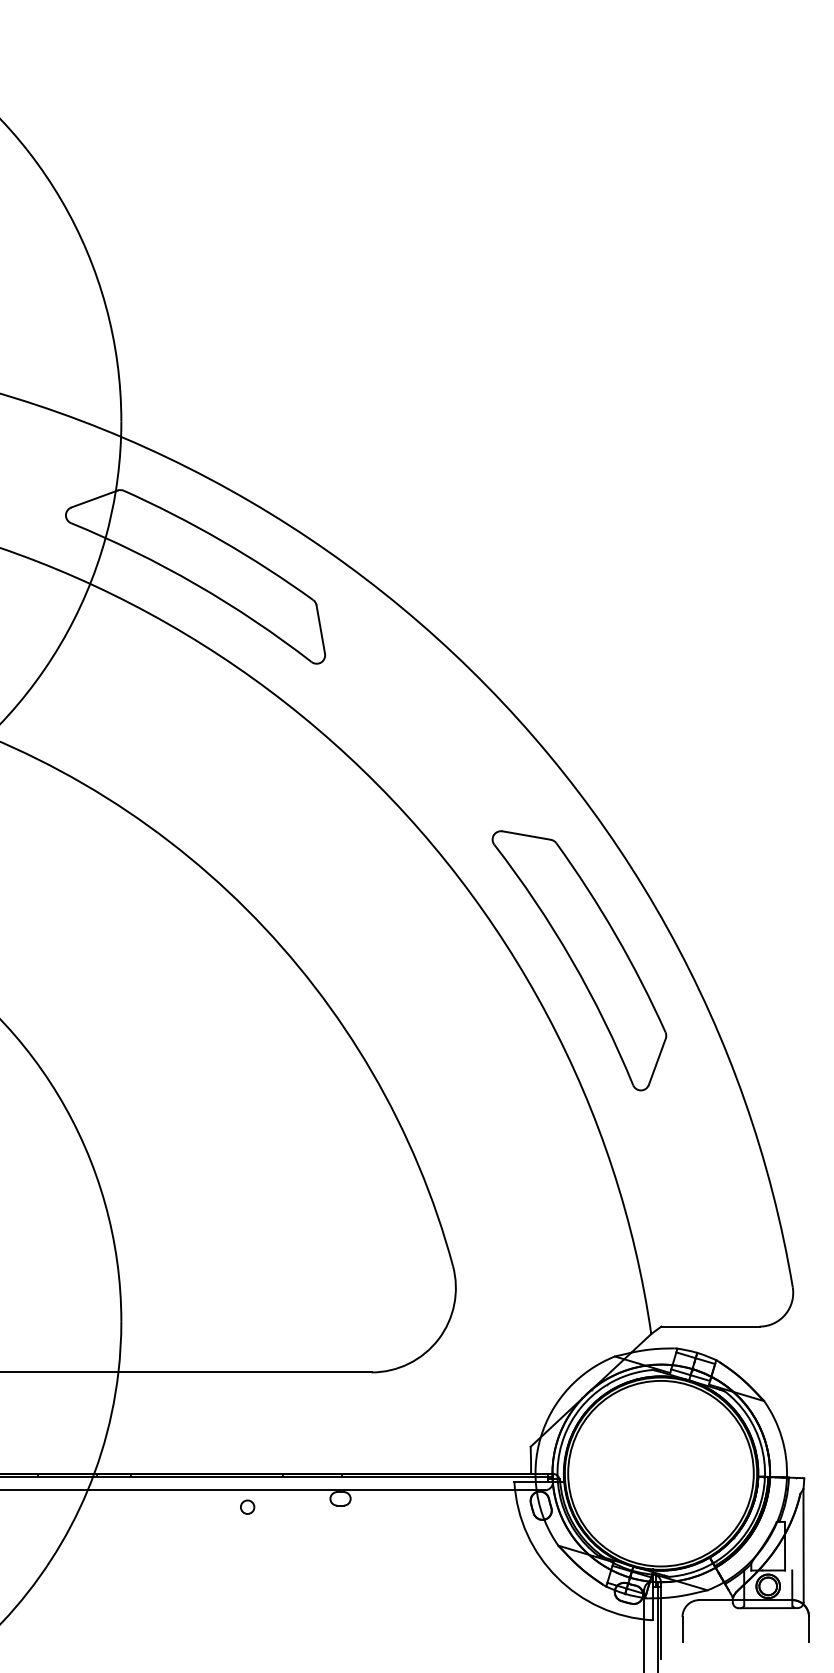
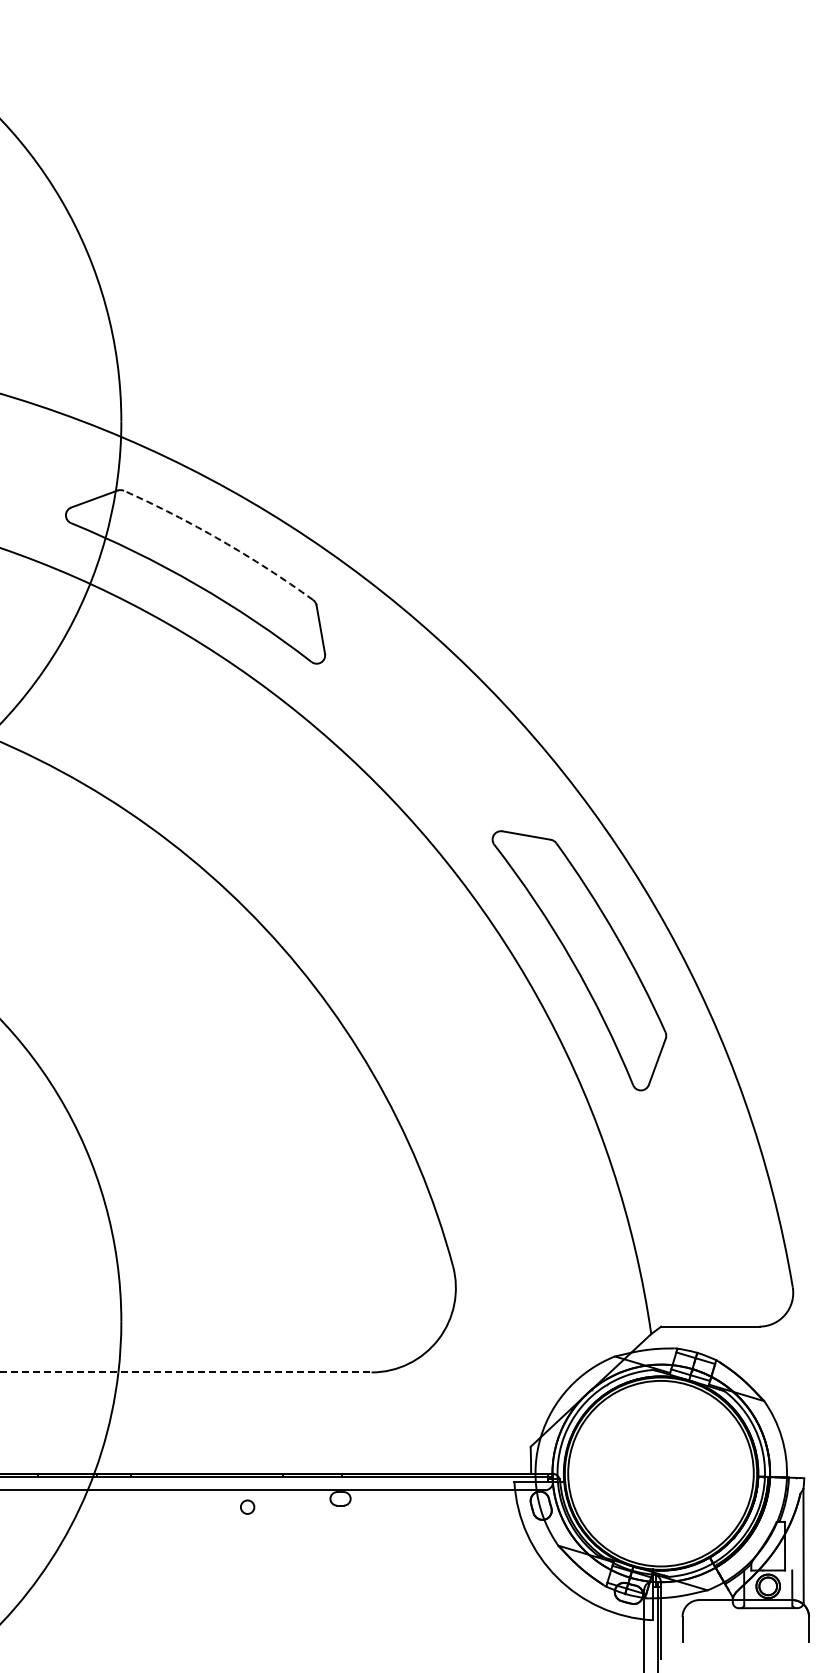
arc: solid -> dashed (221, 540)
line: solid -> dashed (185, 1372)
